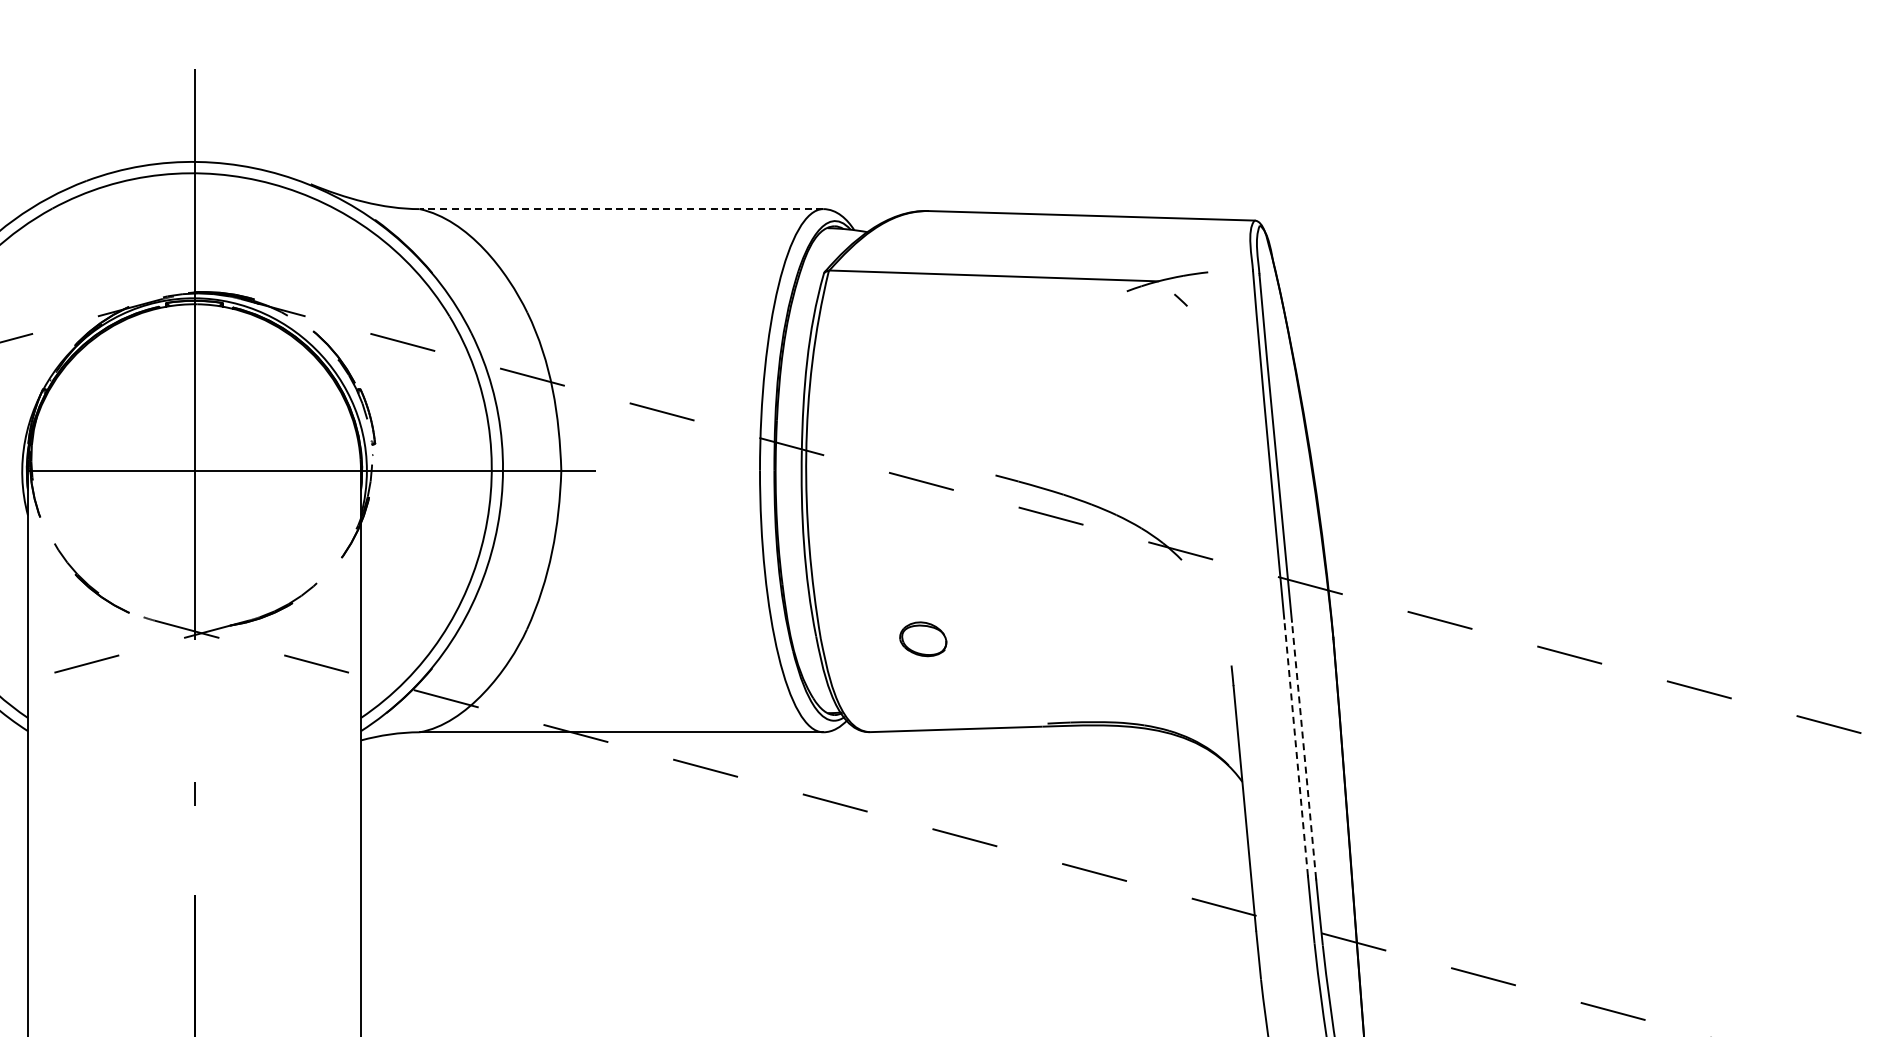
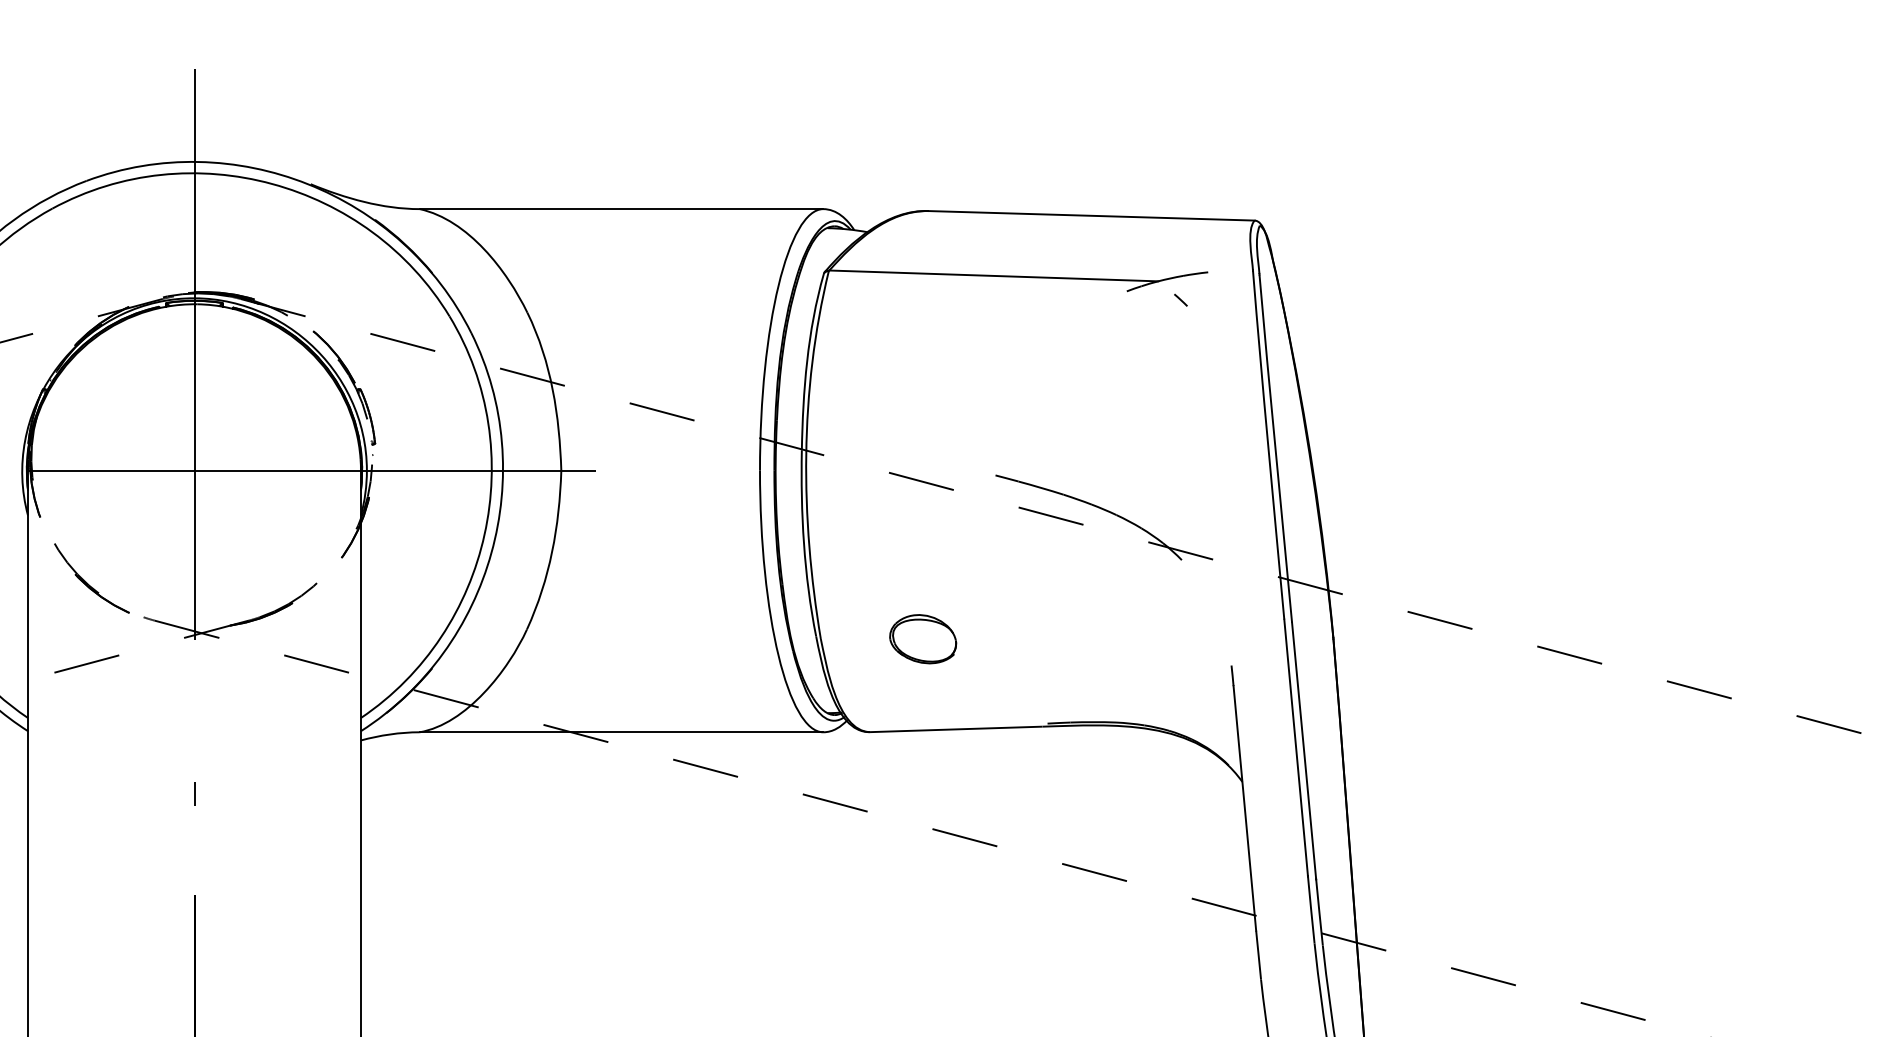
line: dashed -> solid (621, 209)
part size: 49x37 px -> 69x51 px (923, 639)
line: dashed -> solid (1296, 747)
line: dashed -> solid (1304, 750)
